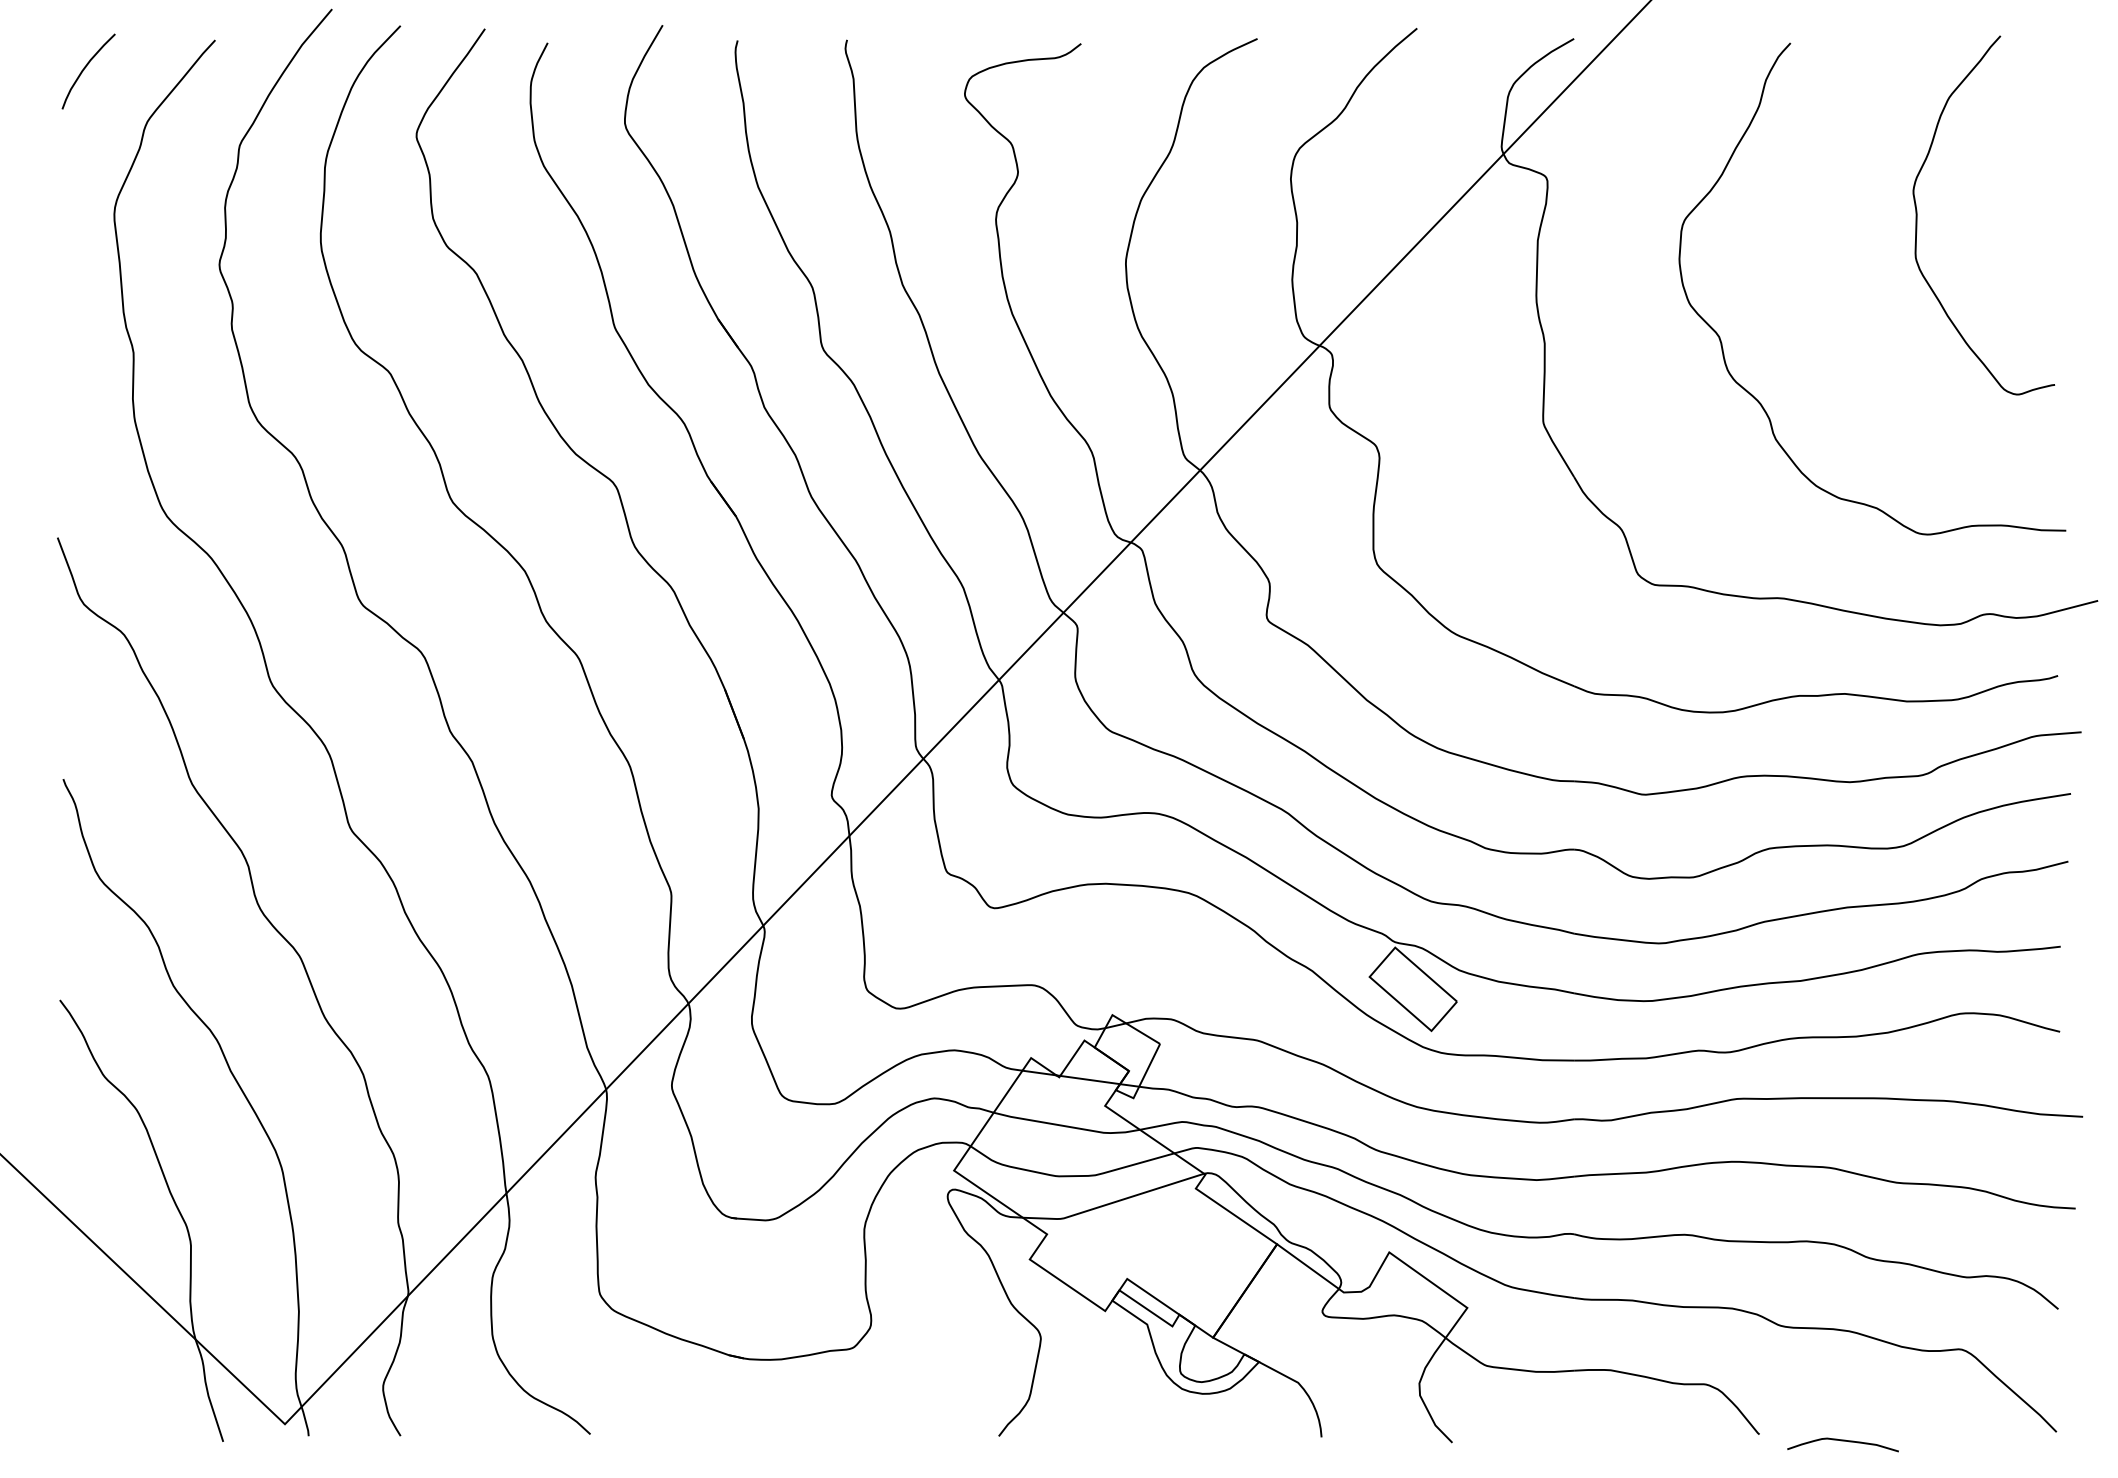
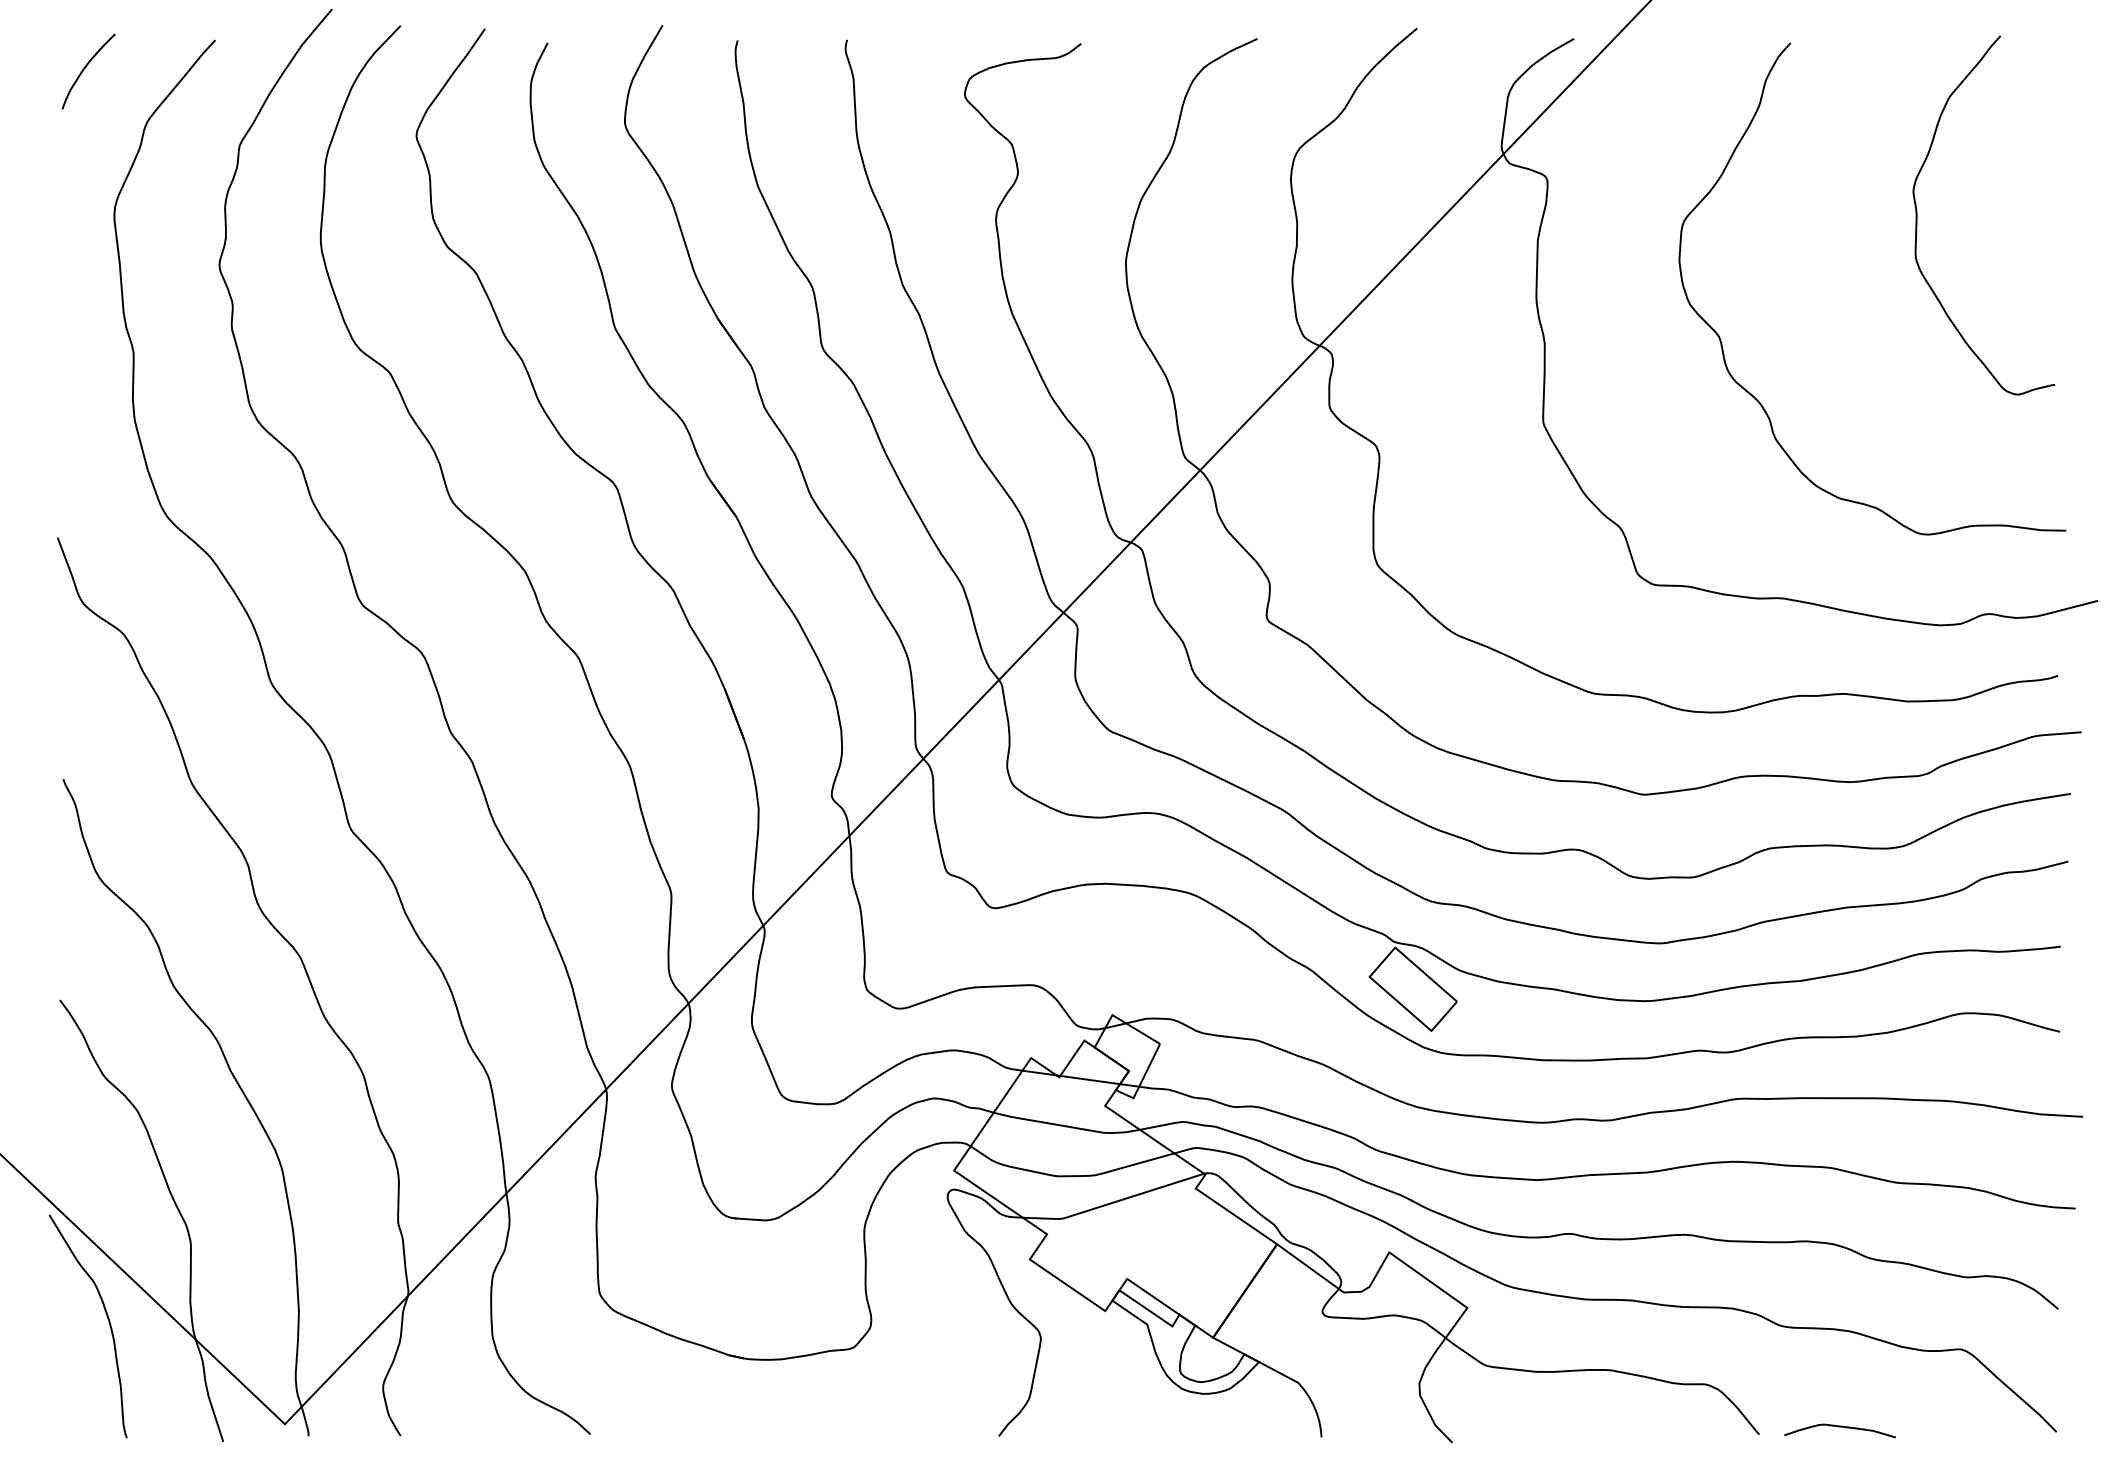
curve: none -> present (107, 1319)
curve position: (1842, 1441) -> (1839, 1427) (1839, 1427)
